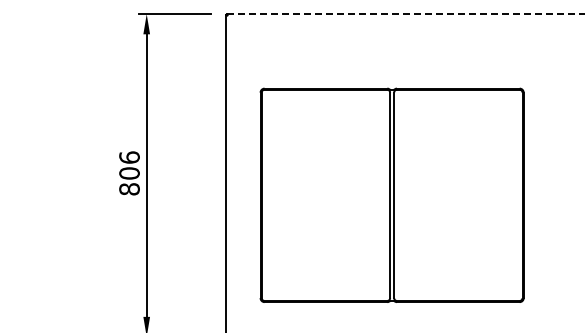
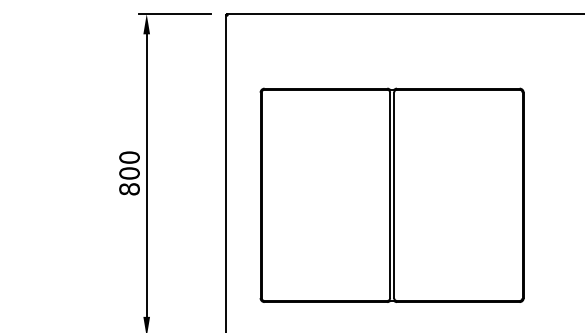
line: dashed -> solid (406, 14)
text: 806 -> 800 (129, 157)
